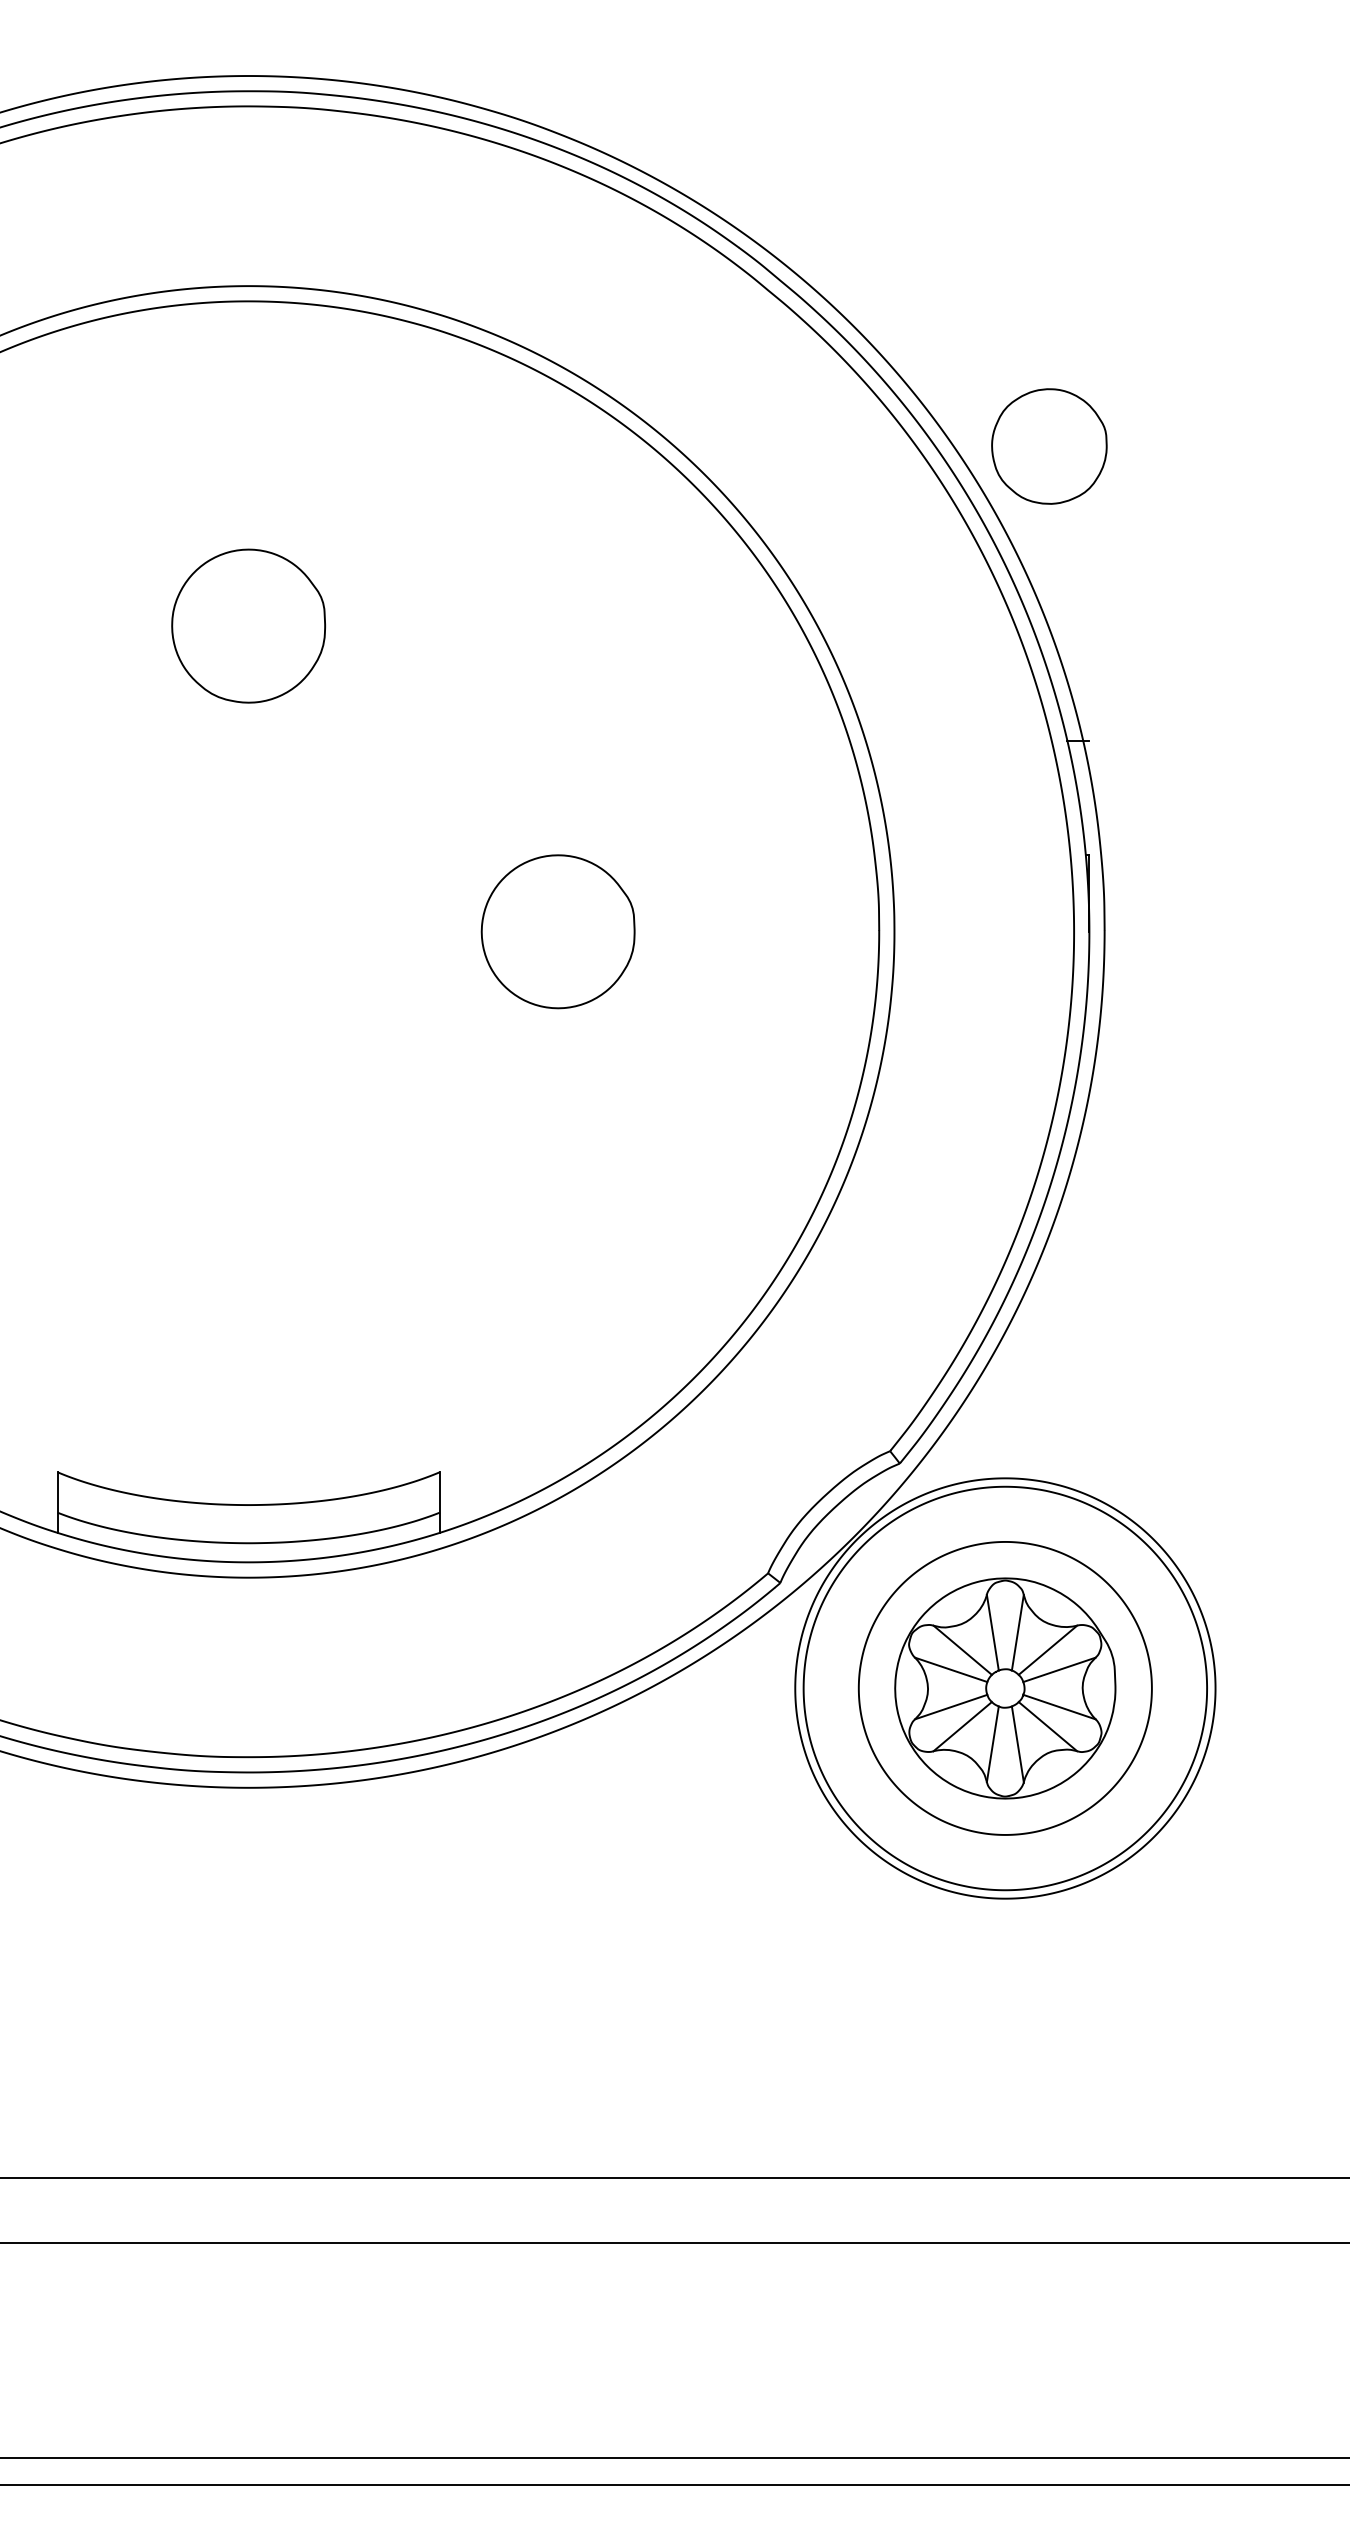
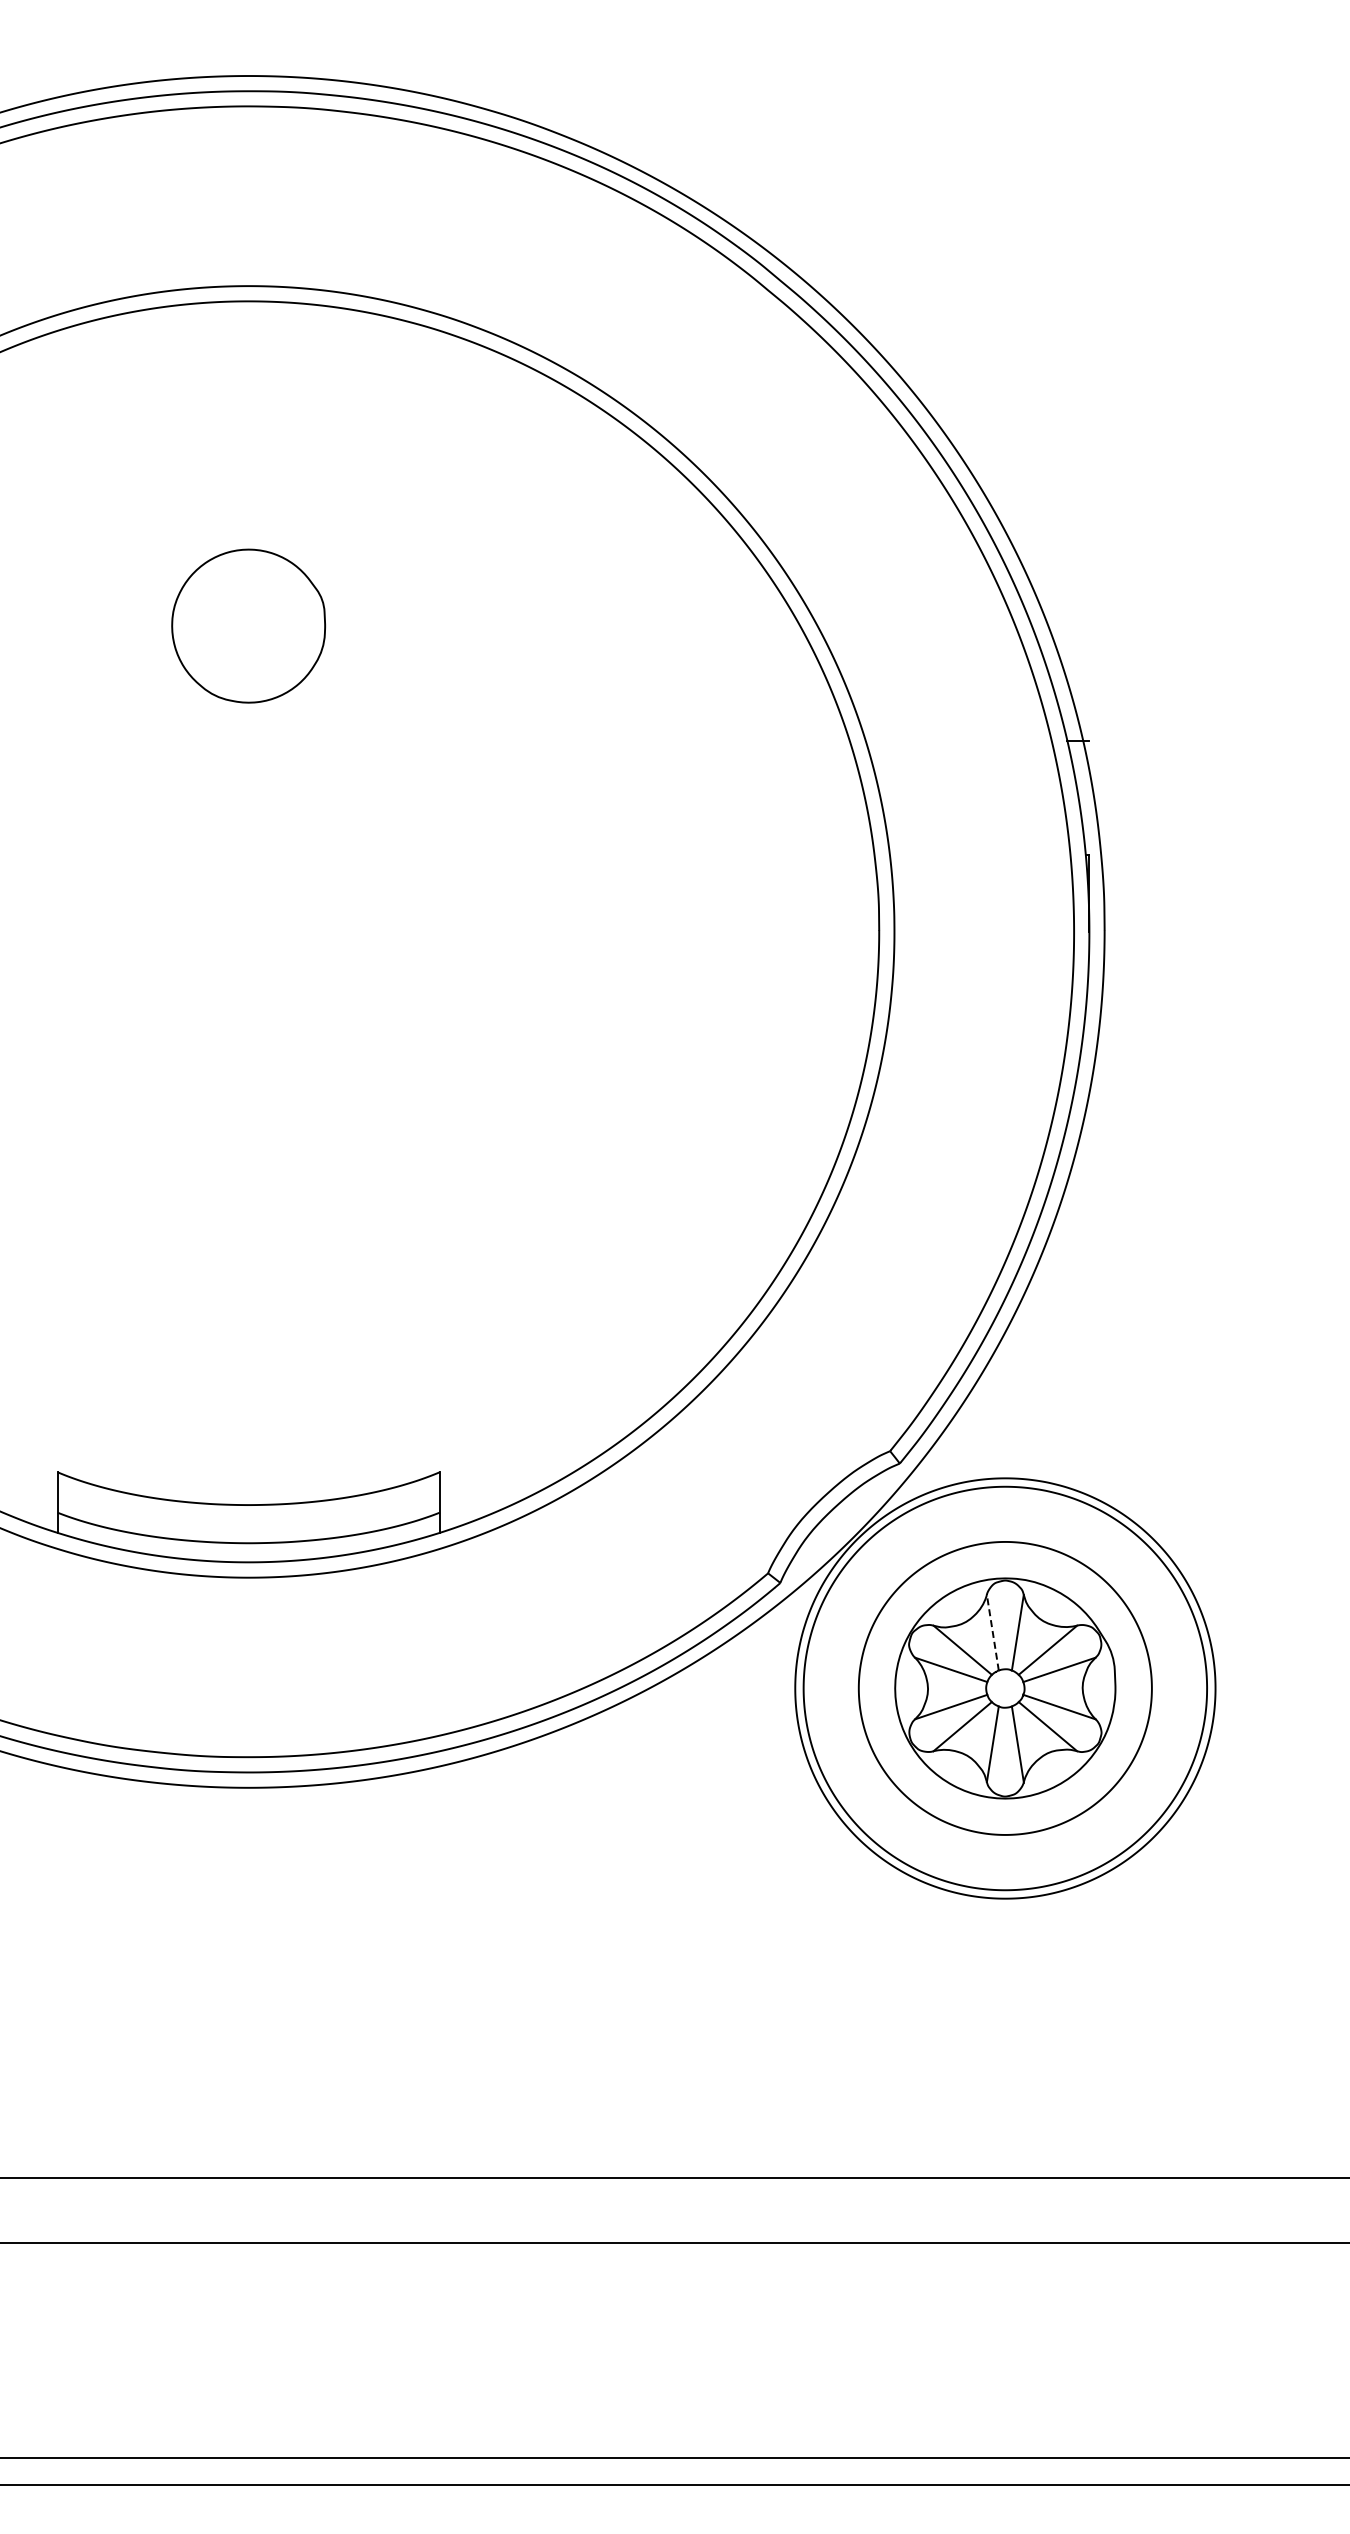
part: present -> none (1049, 446)
part: present -> none (557, 931)
line: solid -> dashed (992, 1632)
